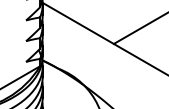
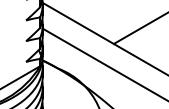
line: none -> present (103, 63)
